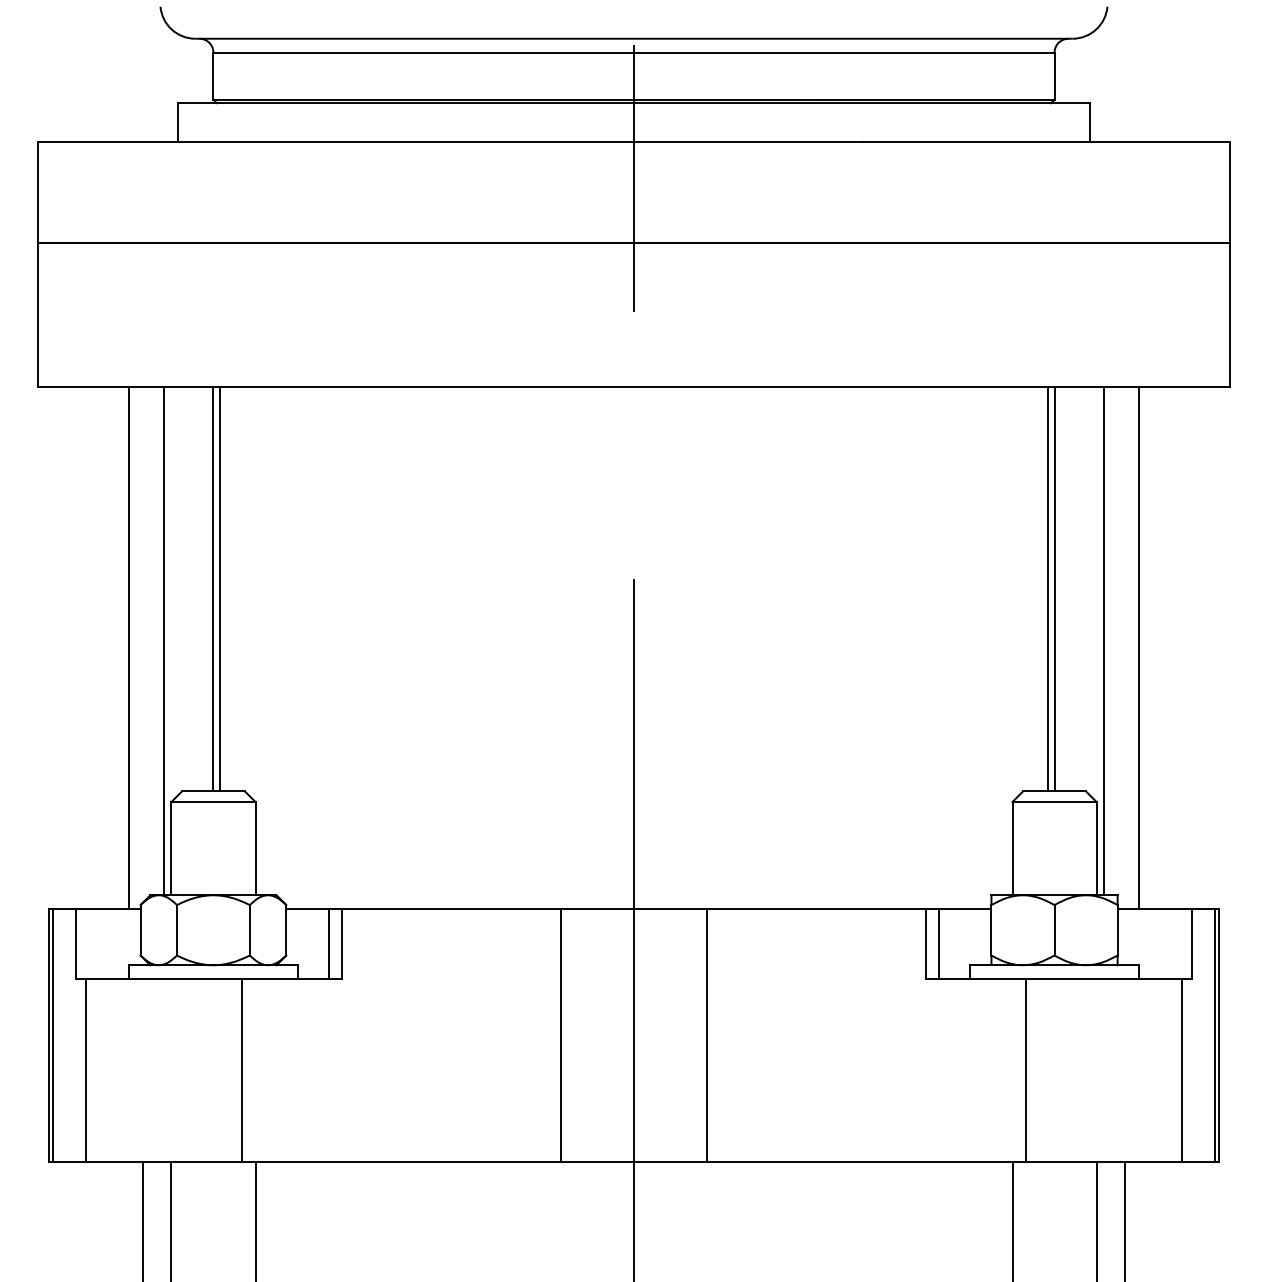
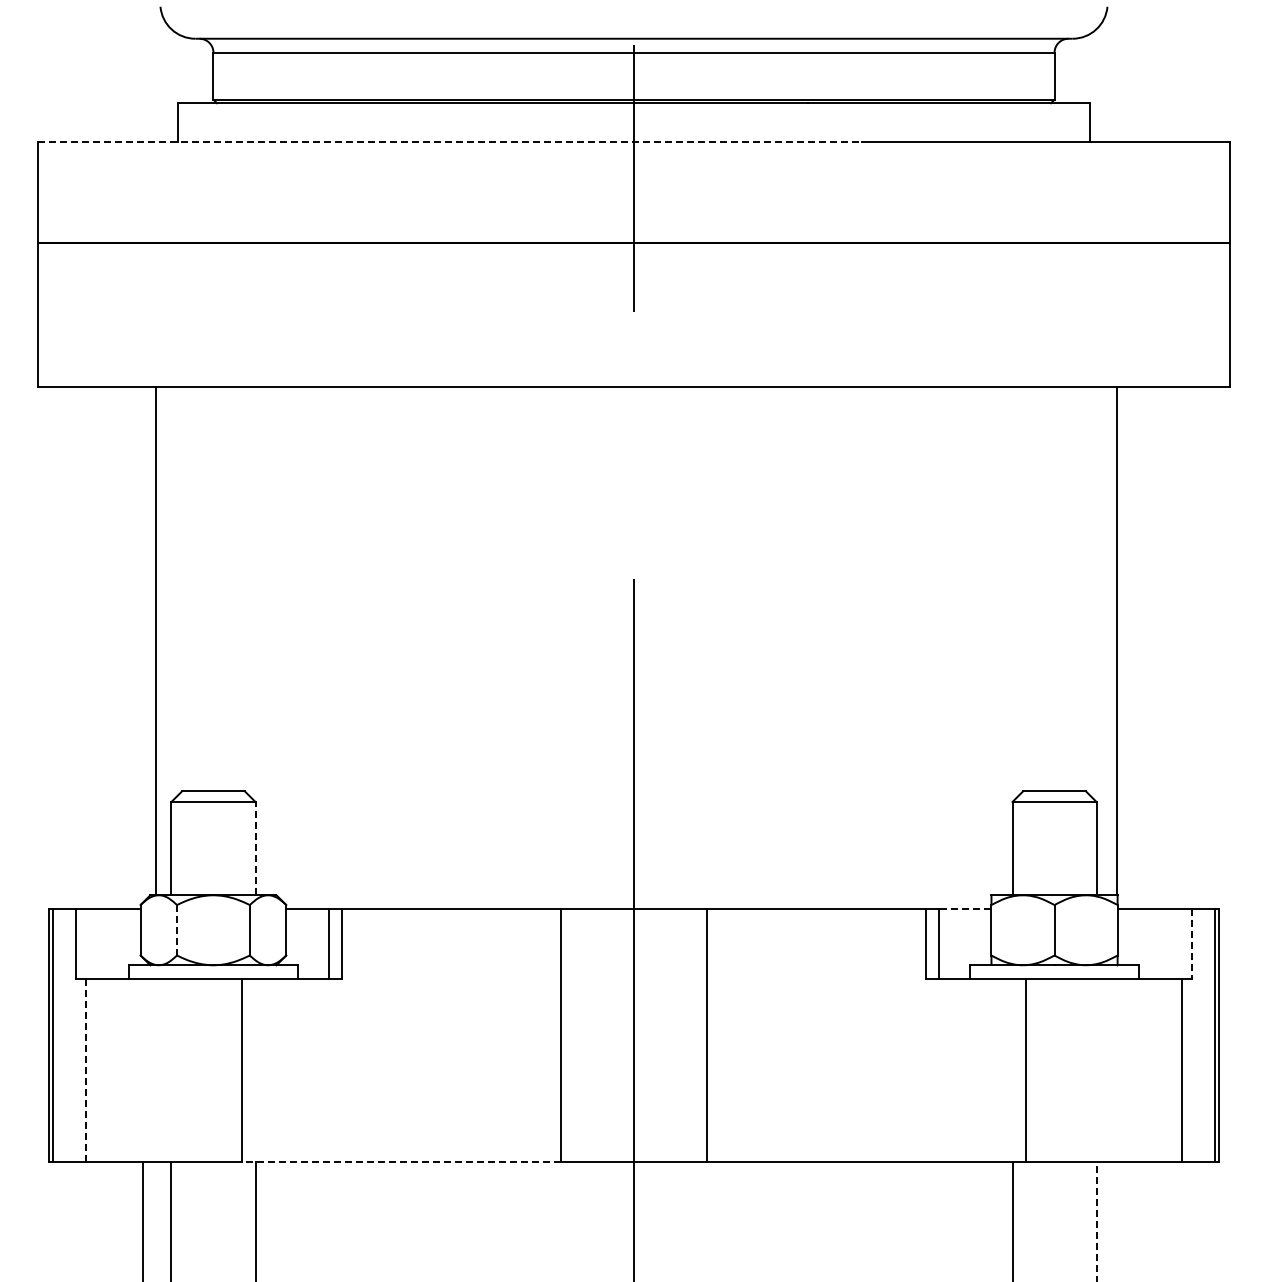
line: solid -> dashed (450, 141)
line: present -> none (213, 589)
line: present -> none (220, 589)
line: present -> none (1047, 589)
line: present -> none (1054, 589)
line position: (164, 641) -> (156, 641) (156, 641)
line position: (1103, 641) -> (1116, 641) (1116, 641)
line: present -> none (129, 648)
line: present -> none (1138, 648)
line: solid -> dashed (255, 848)
line: solid -> dashed (964, 909)
line: solid -> dashed (177, 930)
line: solid -> dashed (1191, 944)
line: solid -> dashed (86, 1069)
line: solid -> dashed (401, 1161)
line: present -> none (1124, 1219)
line: solid -> dashed (1096, 1221)
